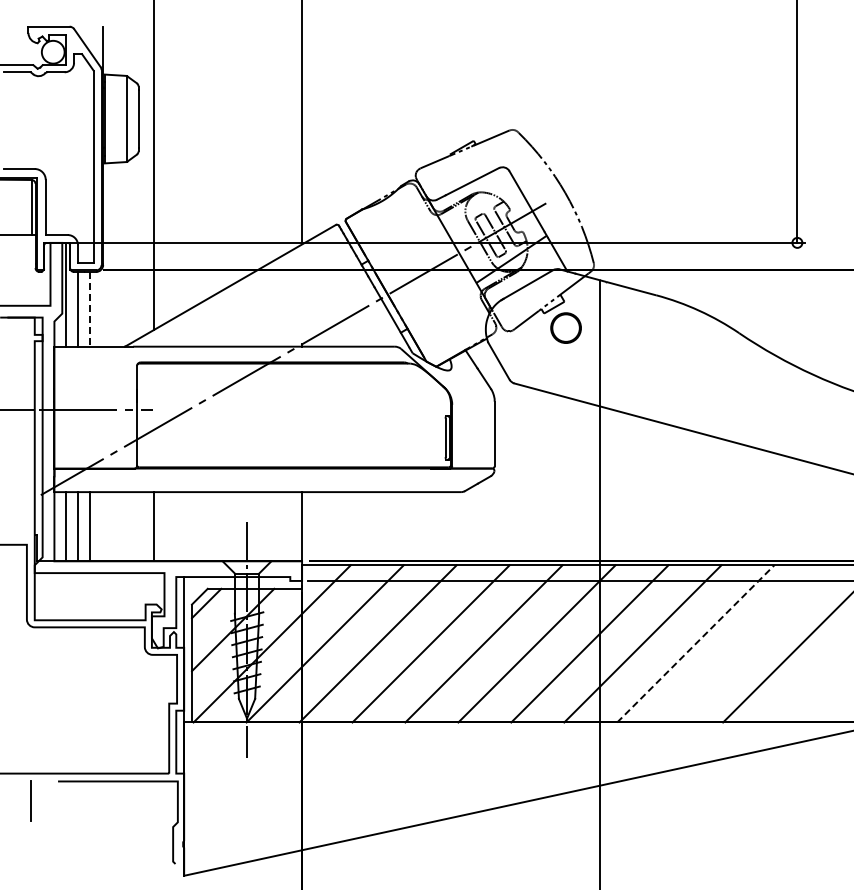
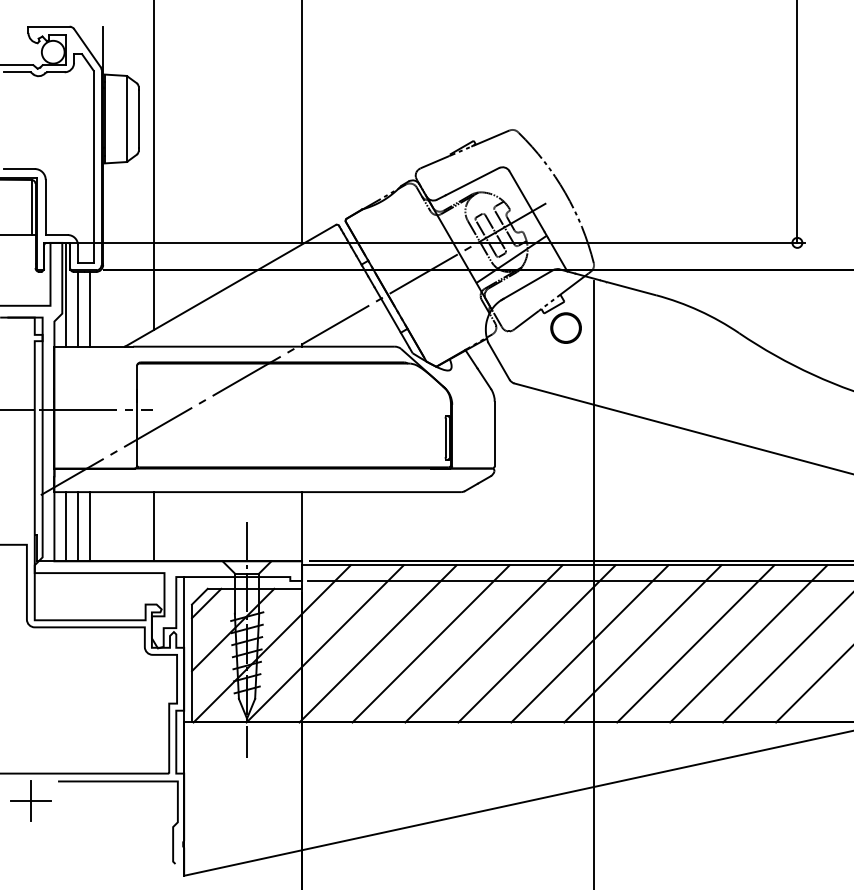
line: dashed -> solid (89, 309)
line position: (600, 583) -> (594, 583) (594, 583)
line: dashed -> solid (696, 643)
line: none -> present (748, 643)
line: none -> present (813, 685)
line: none -> present (30, 801)
